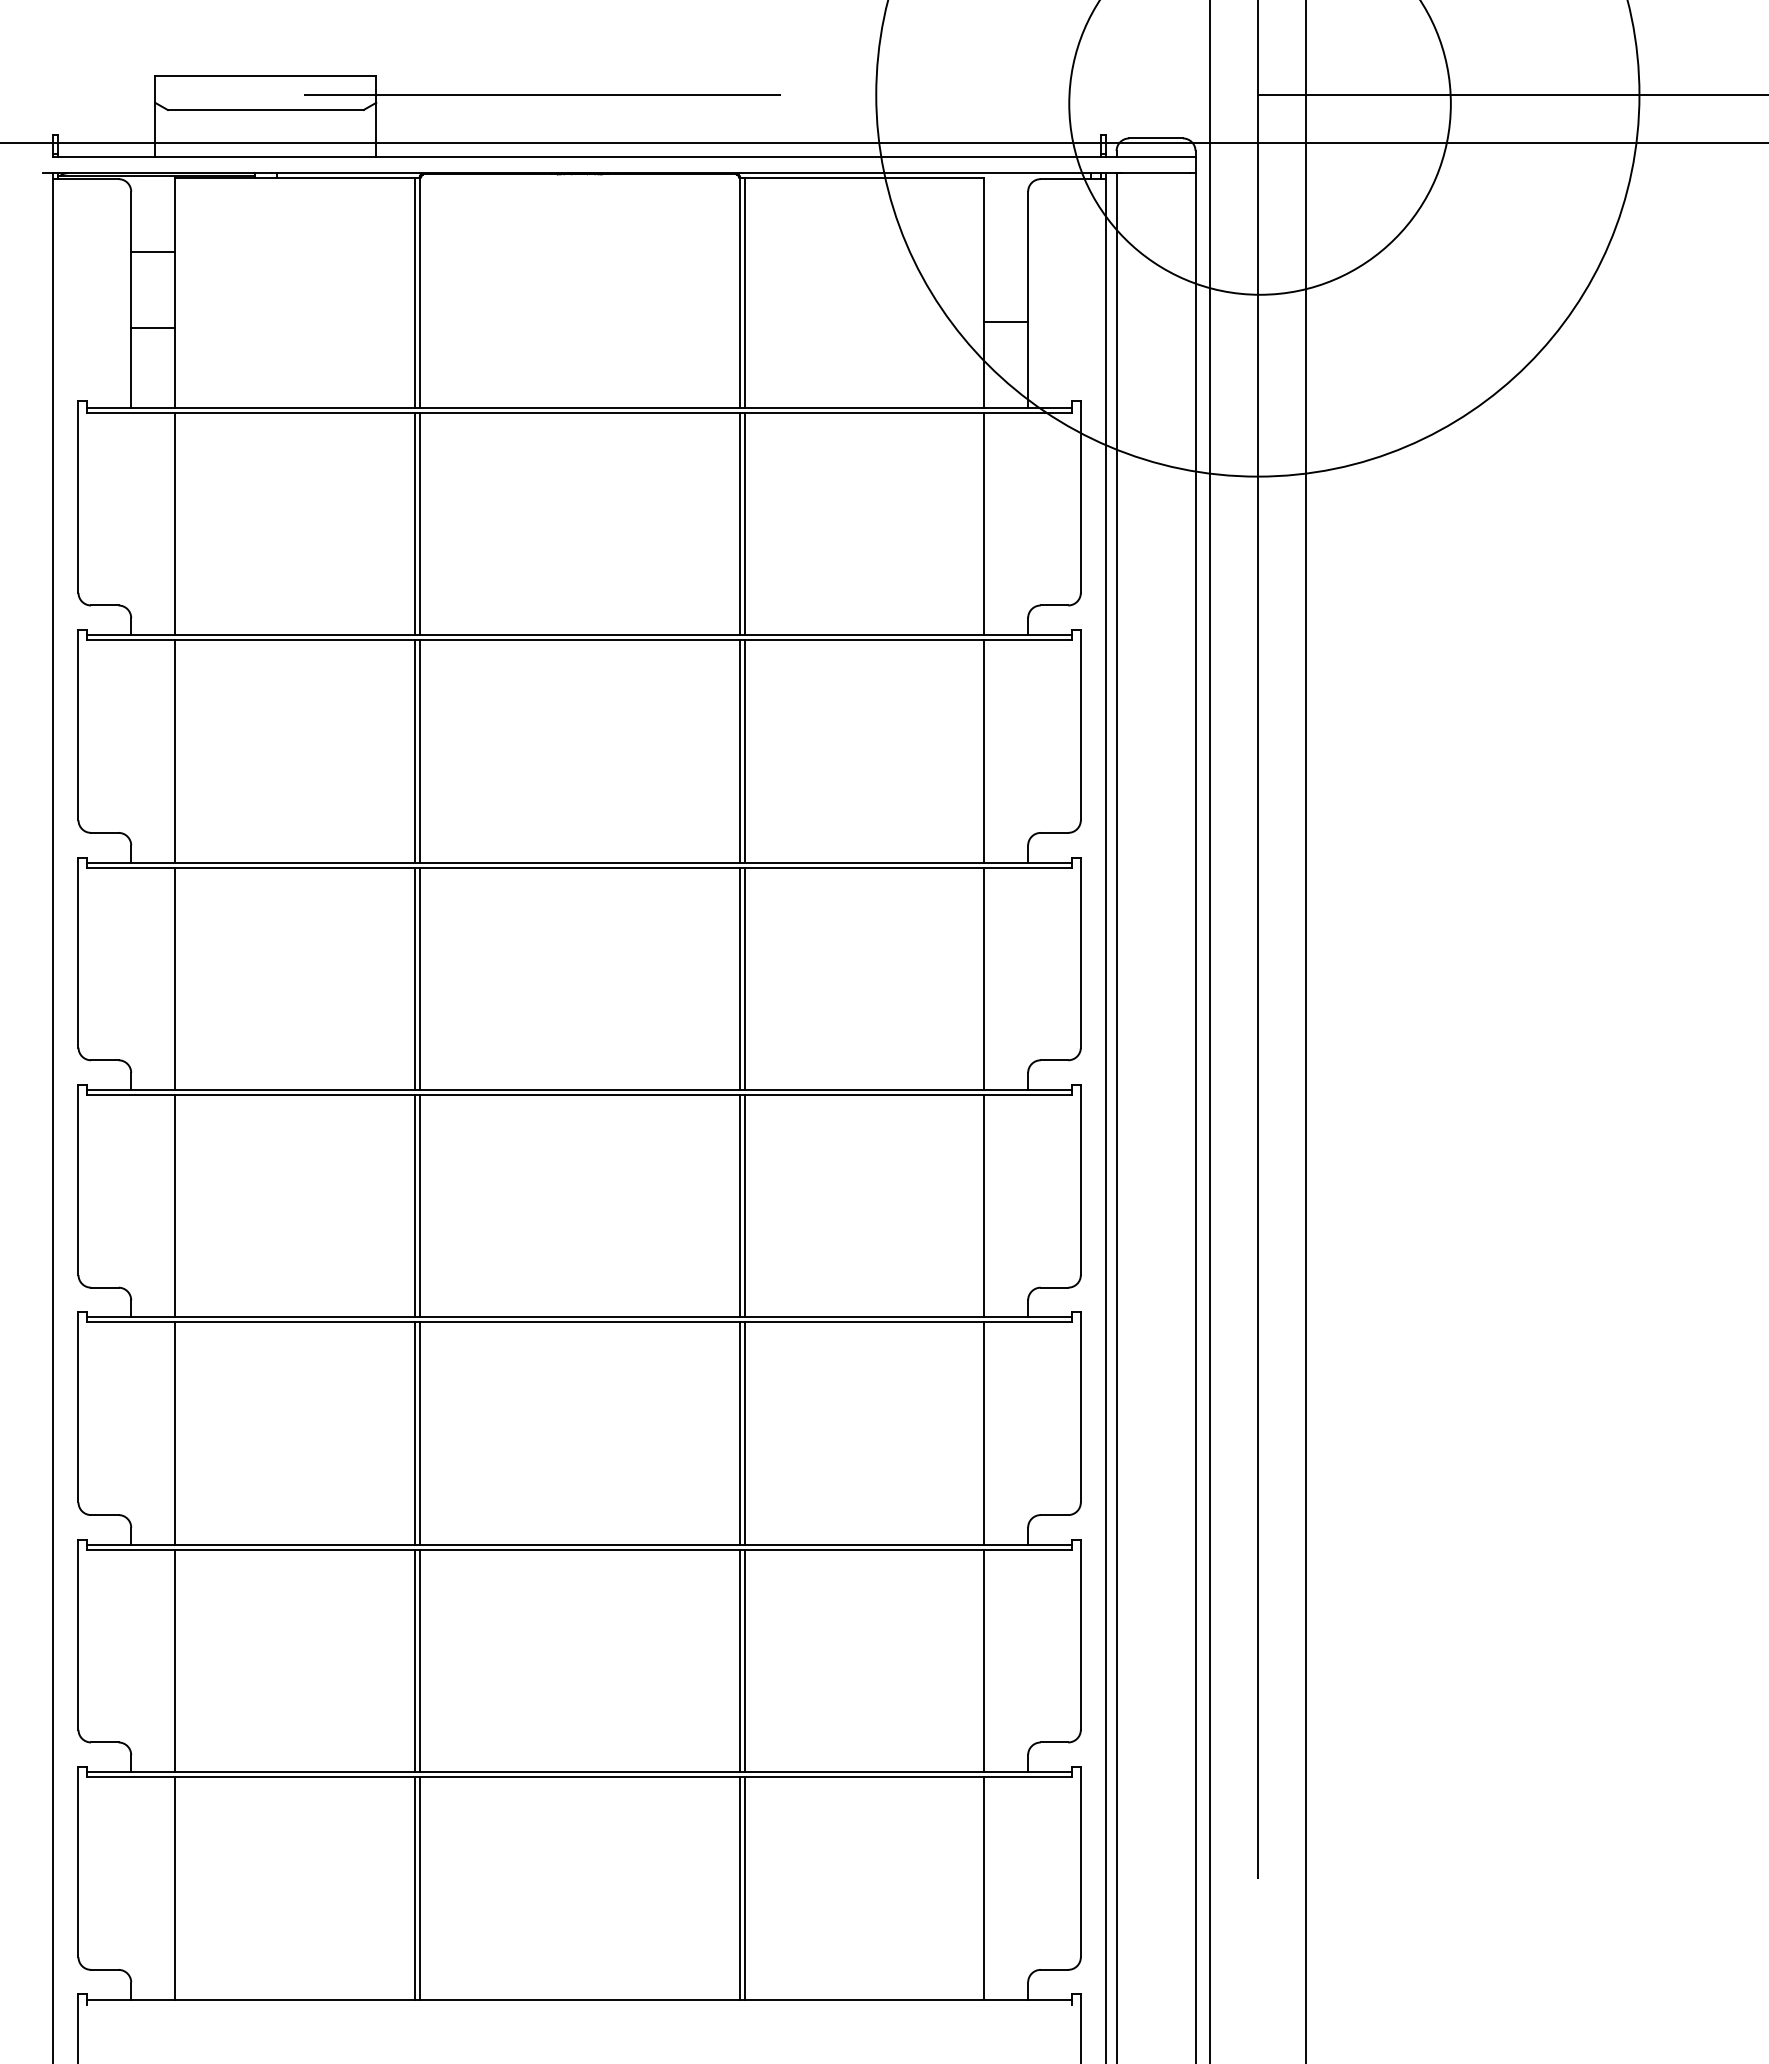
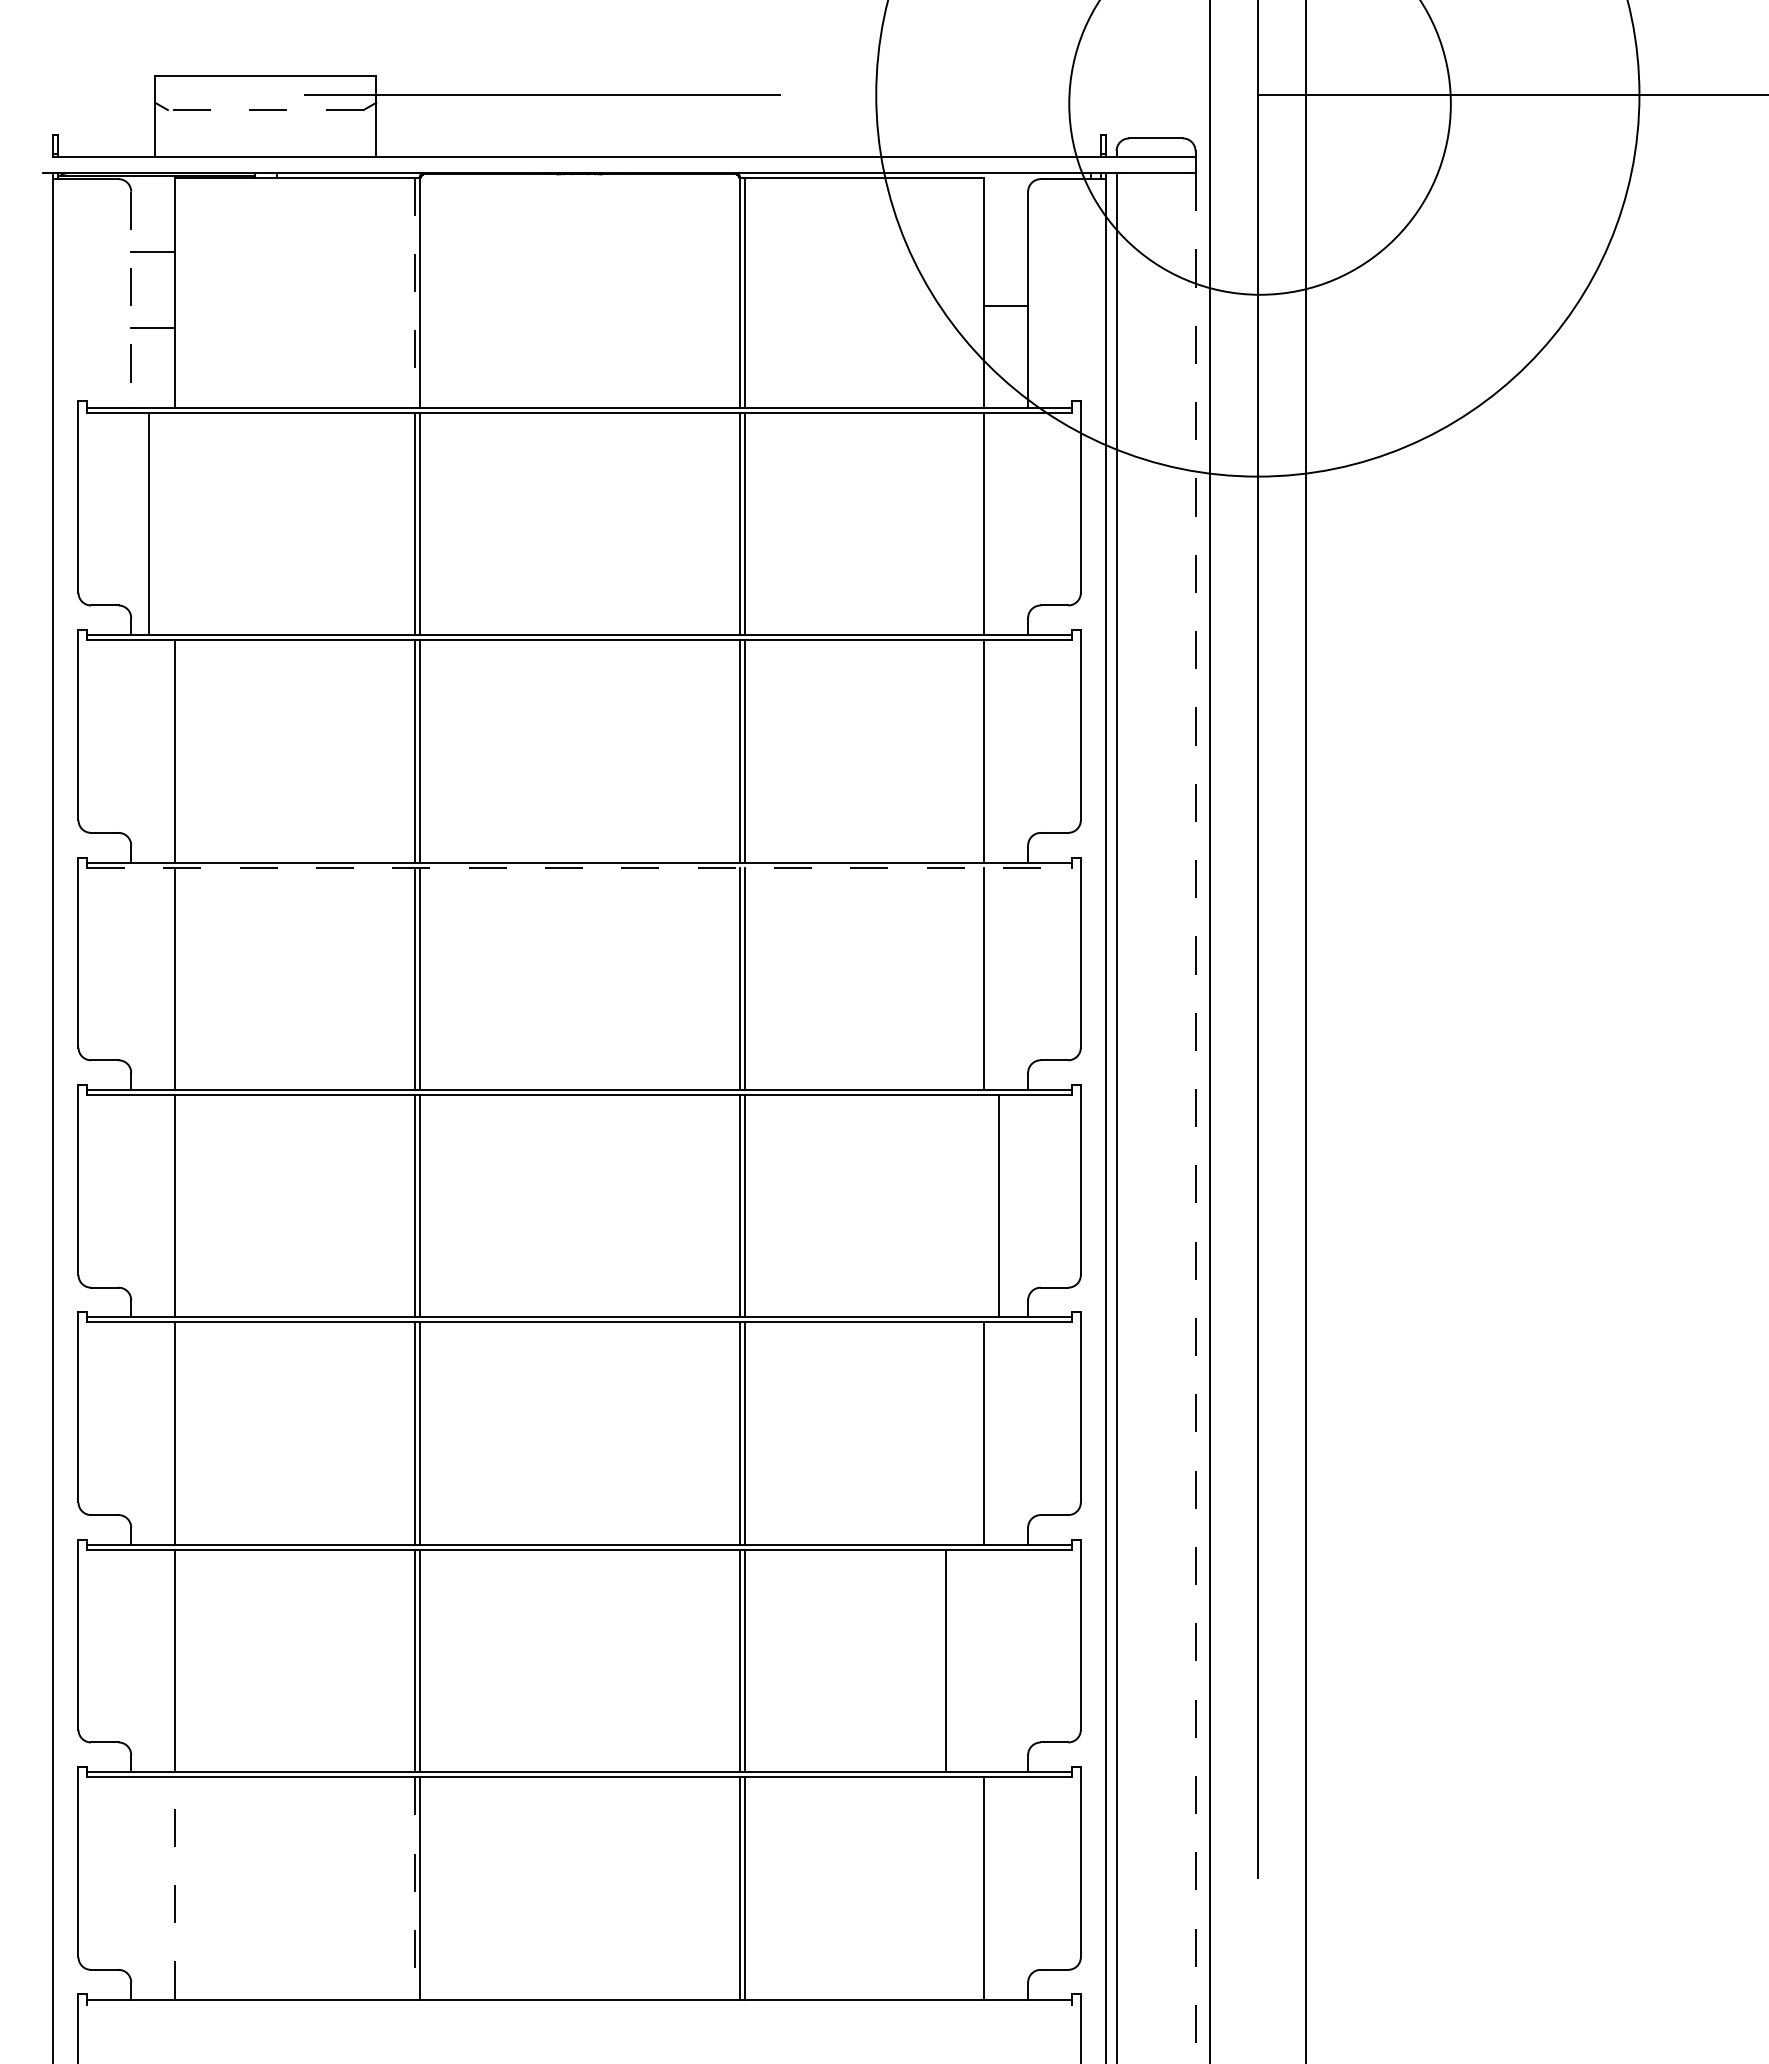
line: solid -> dashed (265, 110)
line: present -> none (883, 142)
line: solid -> dashed (414, 293)
line: solid -> dashed (131, 300)
line position: (1005, 321) -> (1005, 305) (1005, 305)
line position: (175, 523) -> (149, 523) (149, 523)
line: solid -> dashed (579, 867)
line: solid -> dashed (1195, 1118)
line position: (983, 1206) -> (998, 1206) (998, 1206)
line position: (983, 1660) -> (945, 1660) (945, 1660)
line: solid -> dashed (175, 1887)
line: solid -> dashed (414, 1888)
